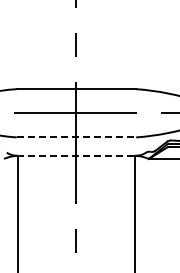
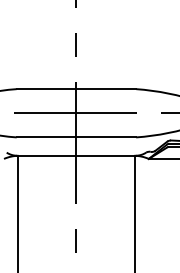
line: dashed -> solid (76, 137)
line: dashed -> solid (76, 155)
